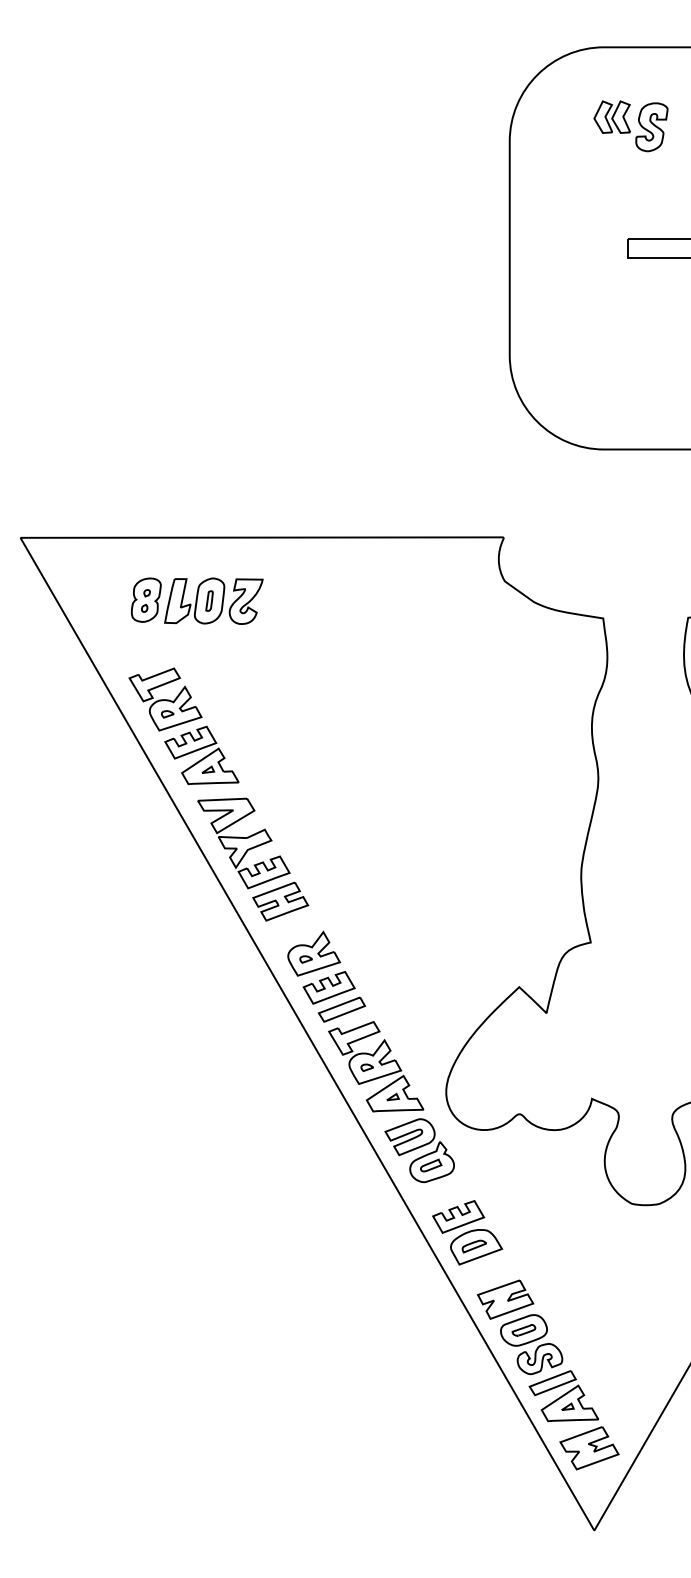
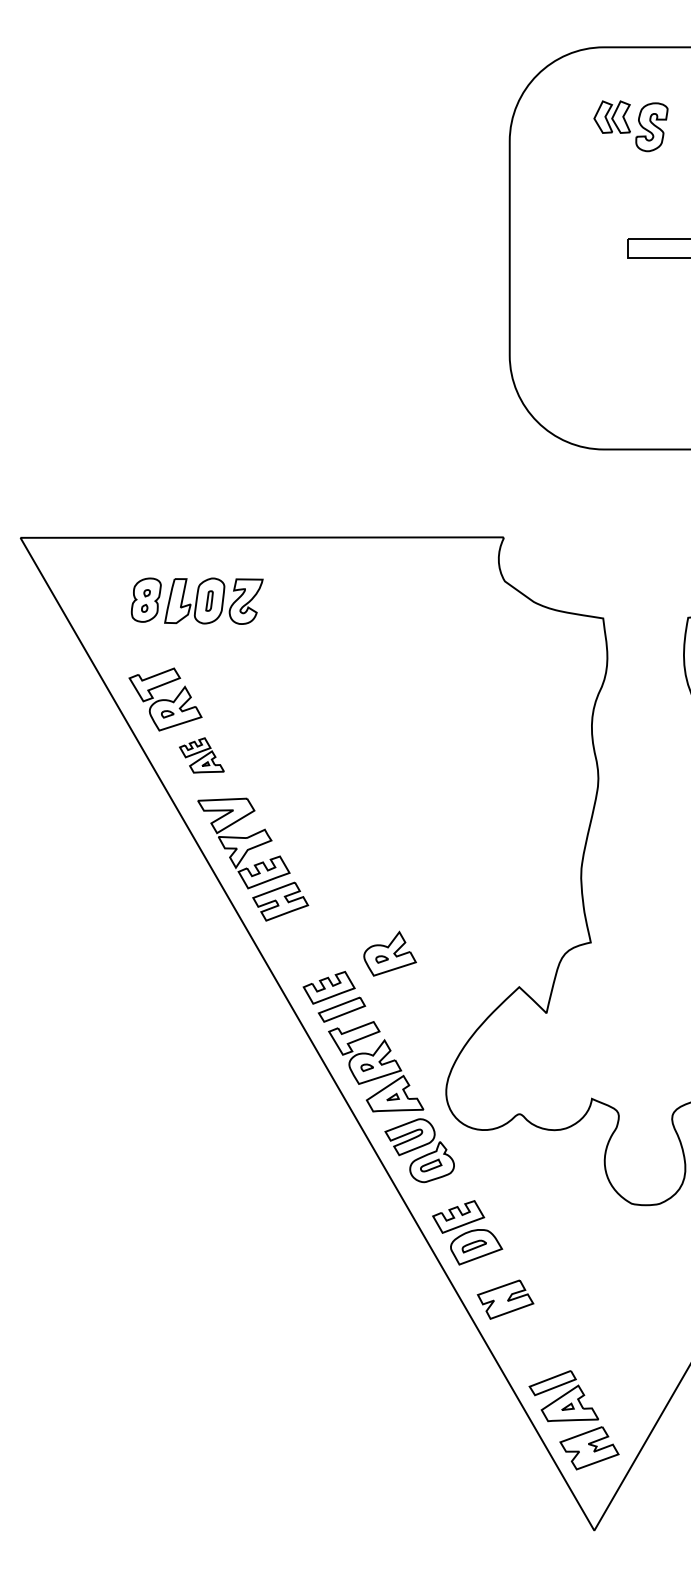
part size: 76x61 px -> 46x37 px (201, 755)
part position: (313, 953) -> (389, 953) (389, 953)
part: present -> none (531, 1344)
